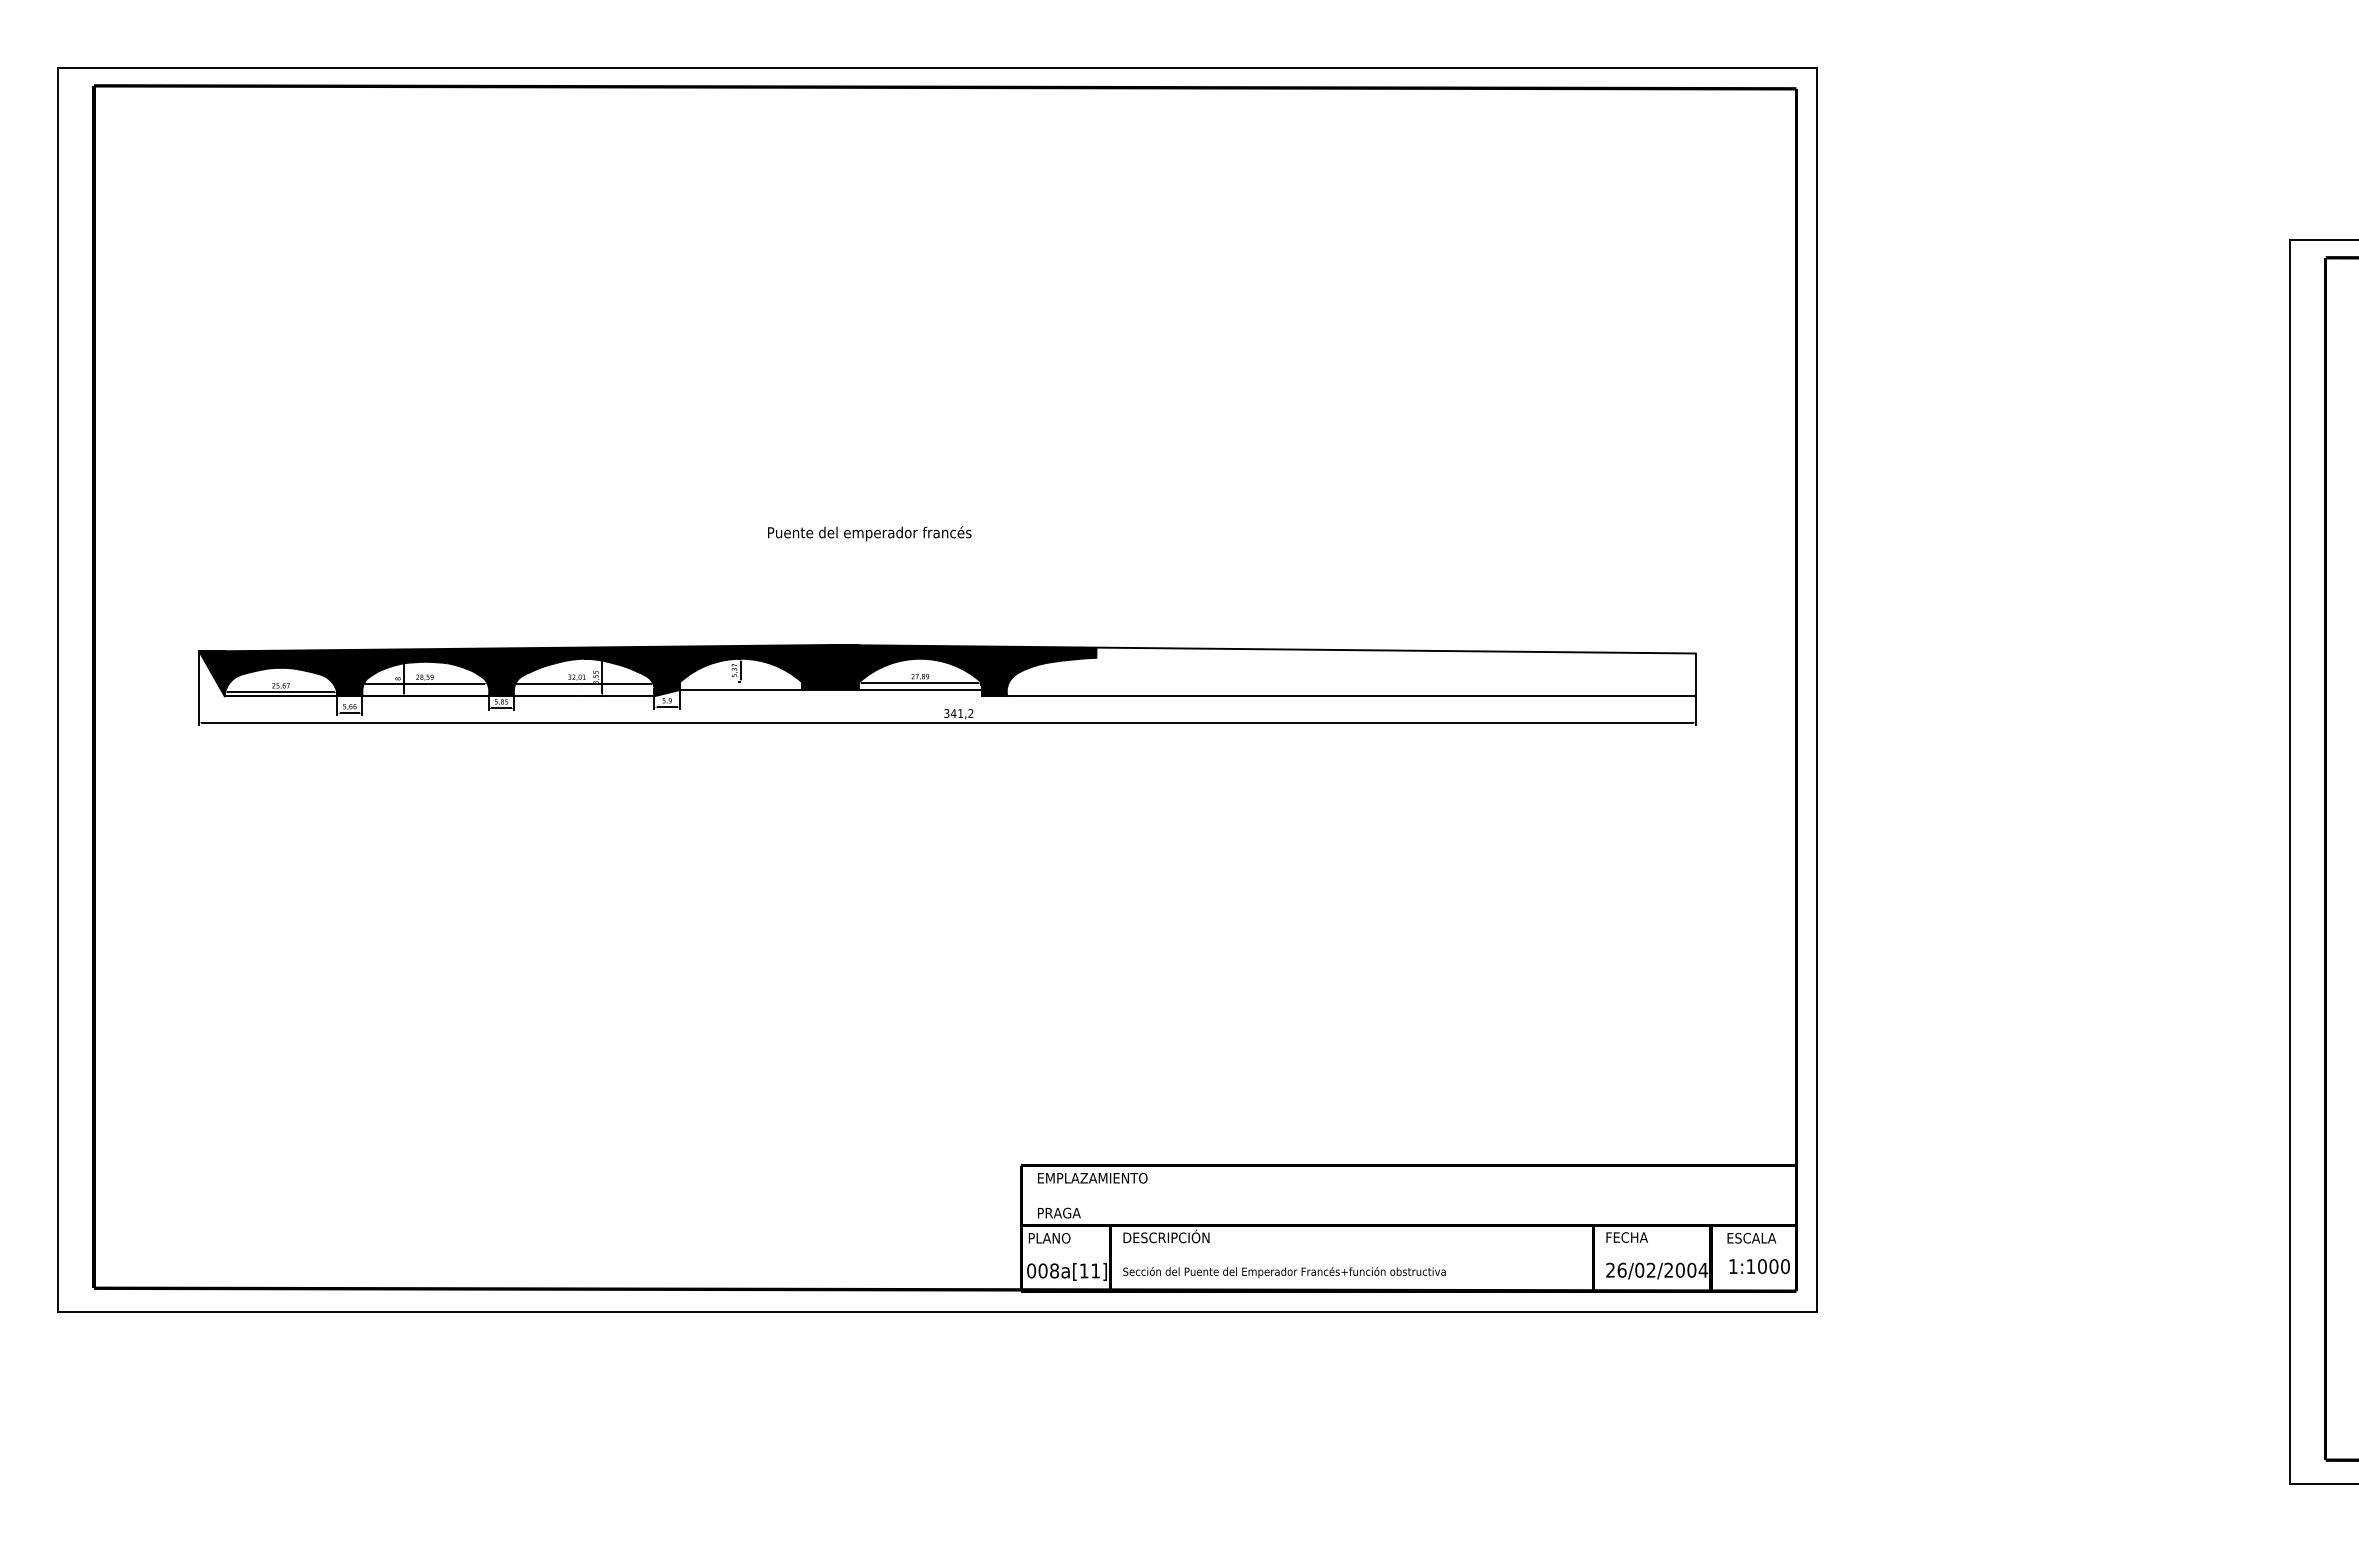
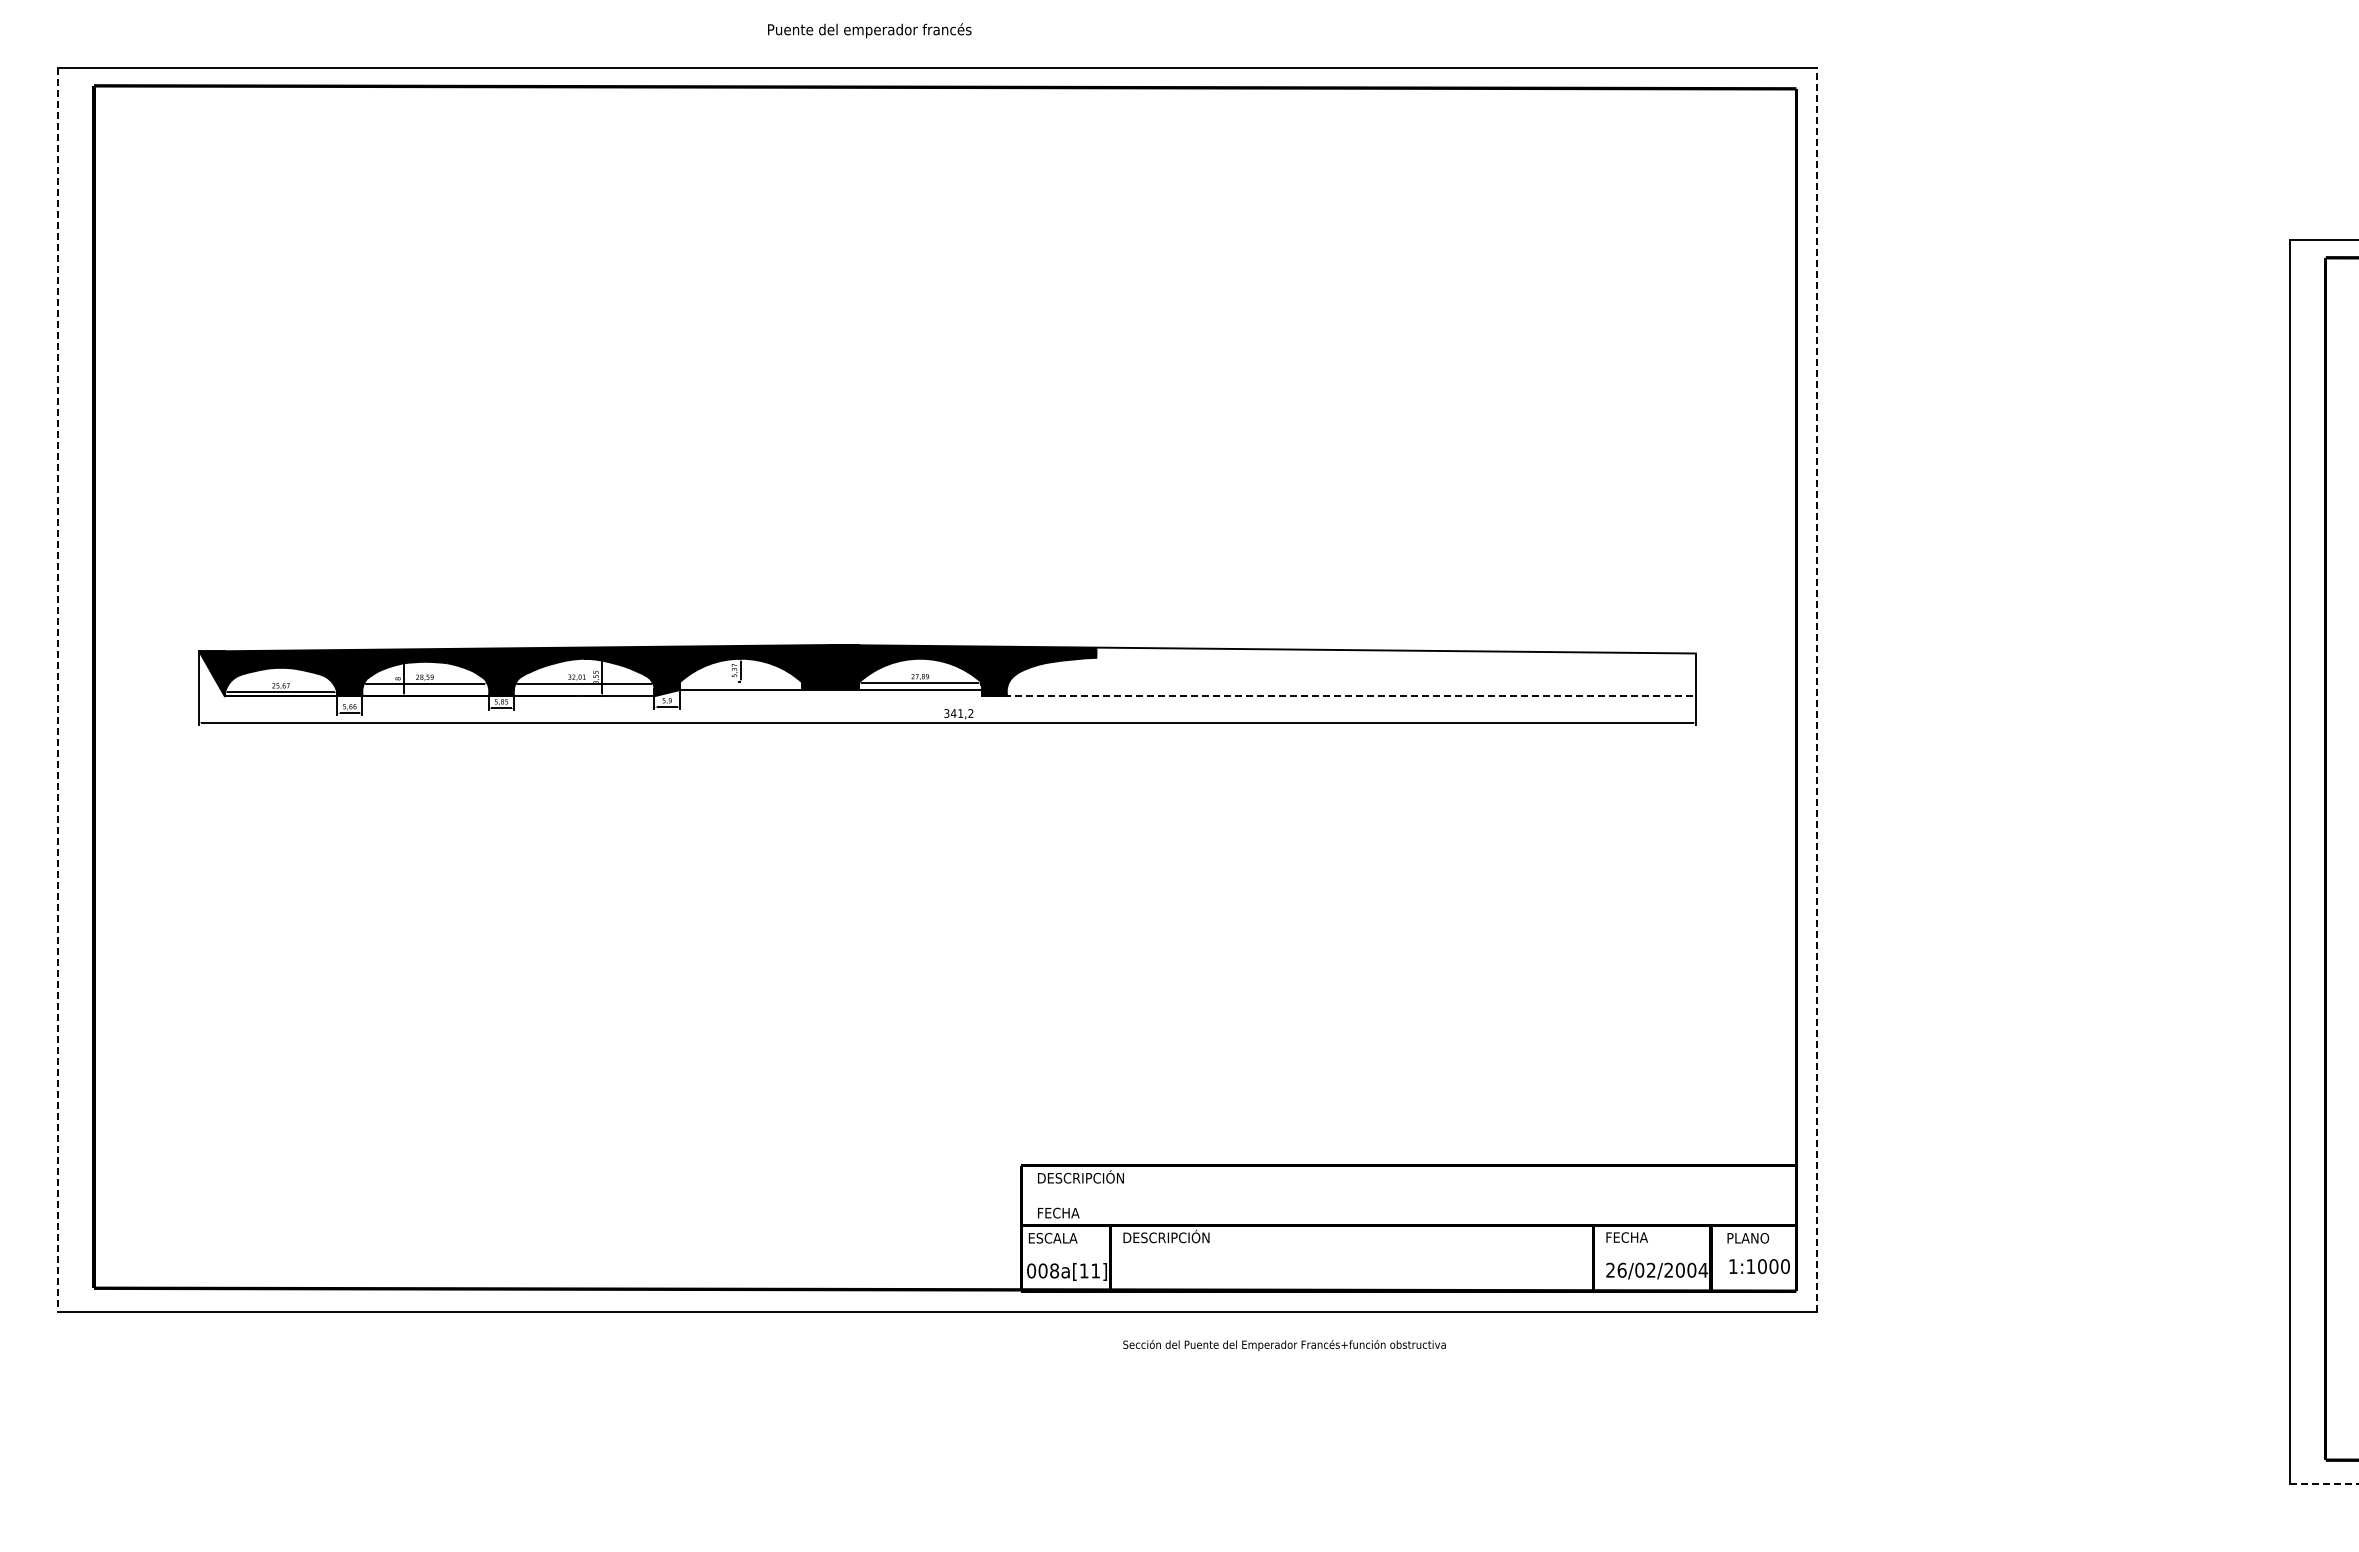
text position: (869, 533) -> (869, 30) (869, 30)
line: solid -> dashed (1817, 689)
line: solid -> dashed (57, 690)
line: solid -> dashed (1339, 696)
text: EMPLAZAMIENTO -> DESCRIPCIÓN (1093, 1176)
text: PRAGA -> FECHA (1059, 1212)
text: PLANO -> ESCALA (1053, 1237)
text: ESCALA -> PLANO (1752, 1237)
text position: (1284, 1272) -> (1284, 1345) (1284, 1345)
line: solid -> dashed (2324, 1484)
